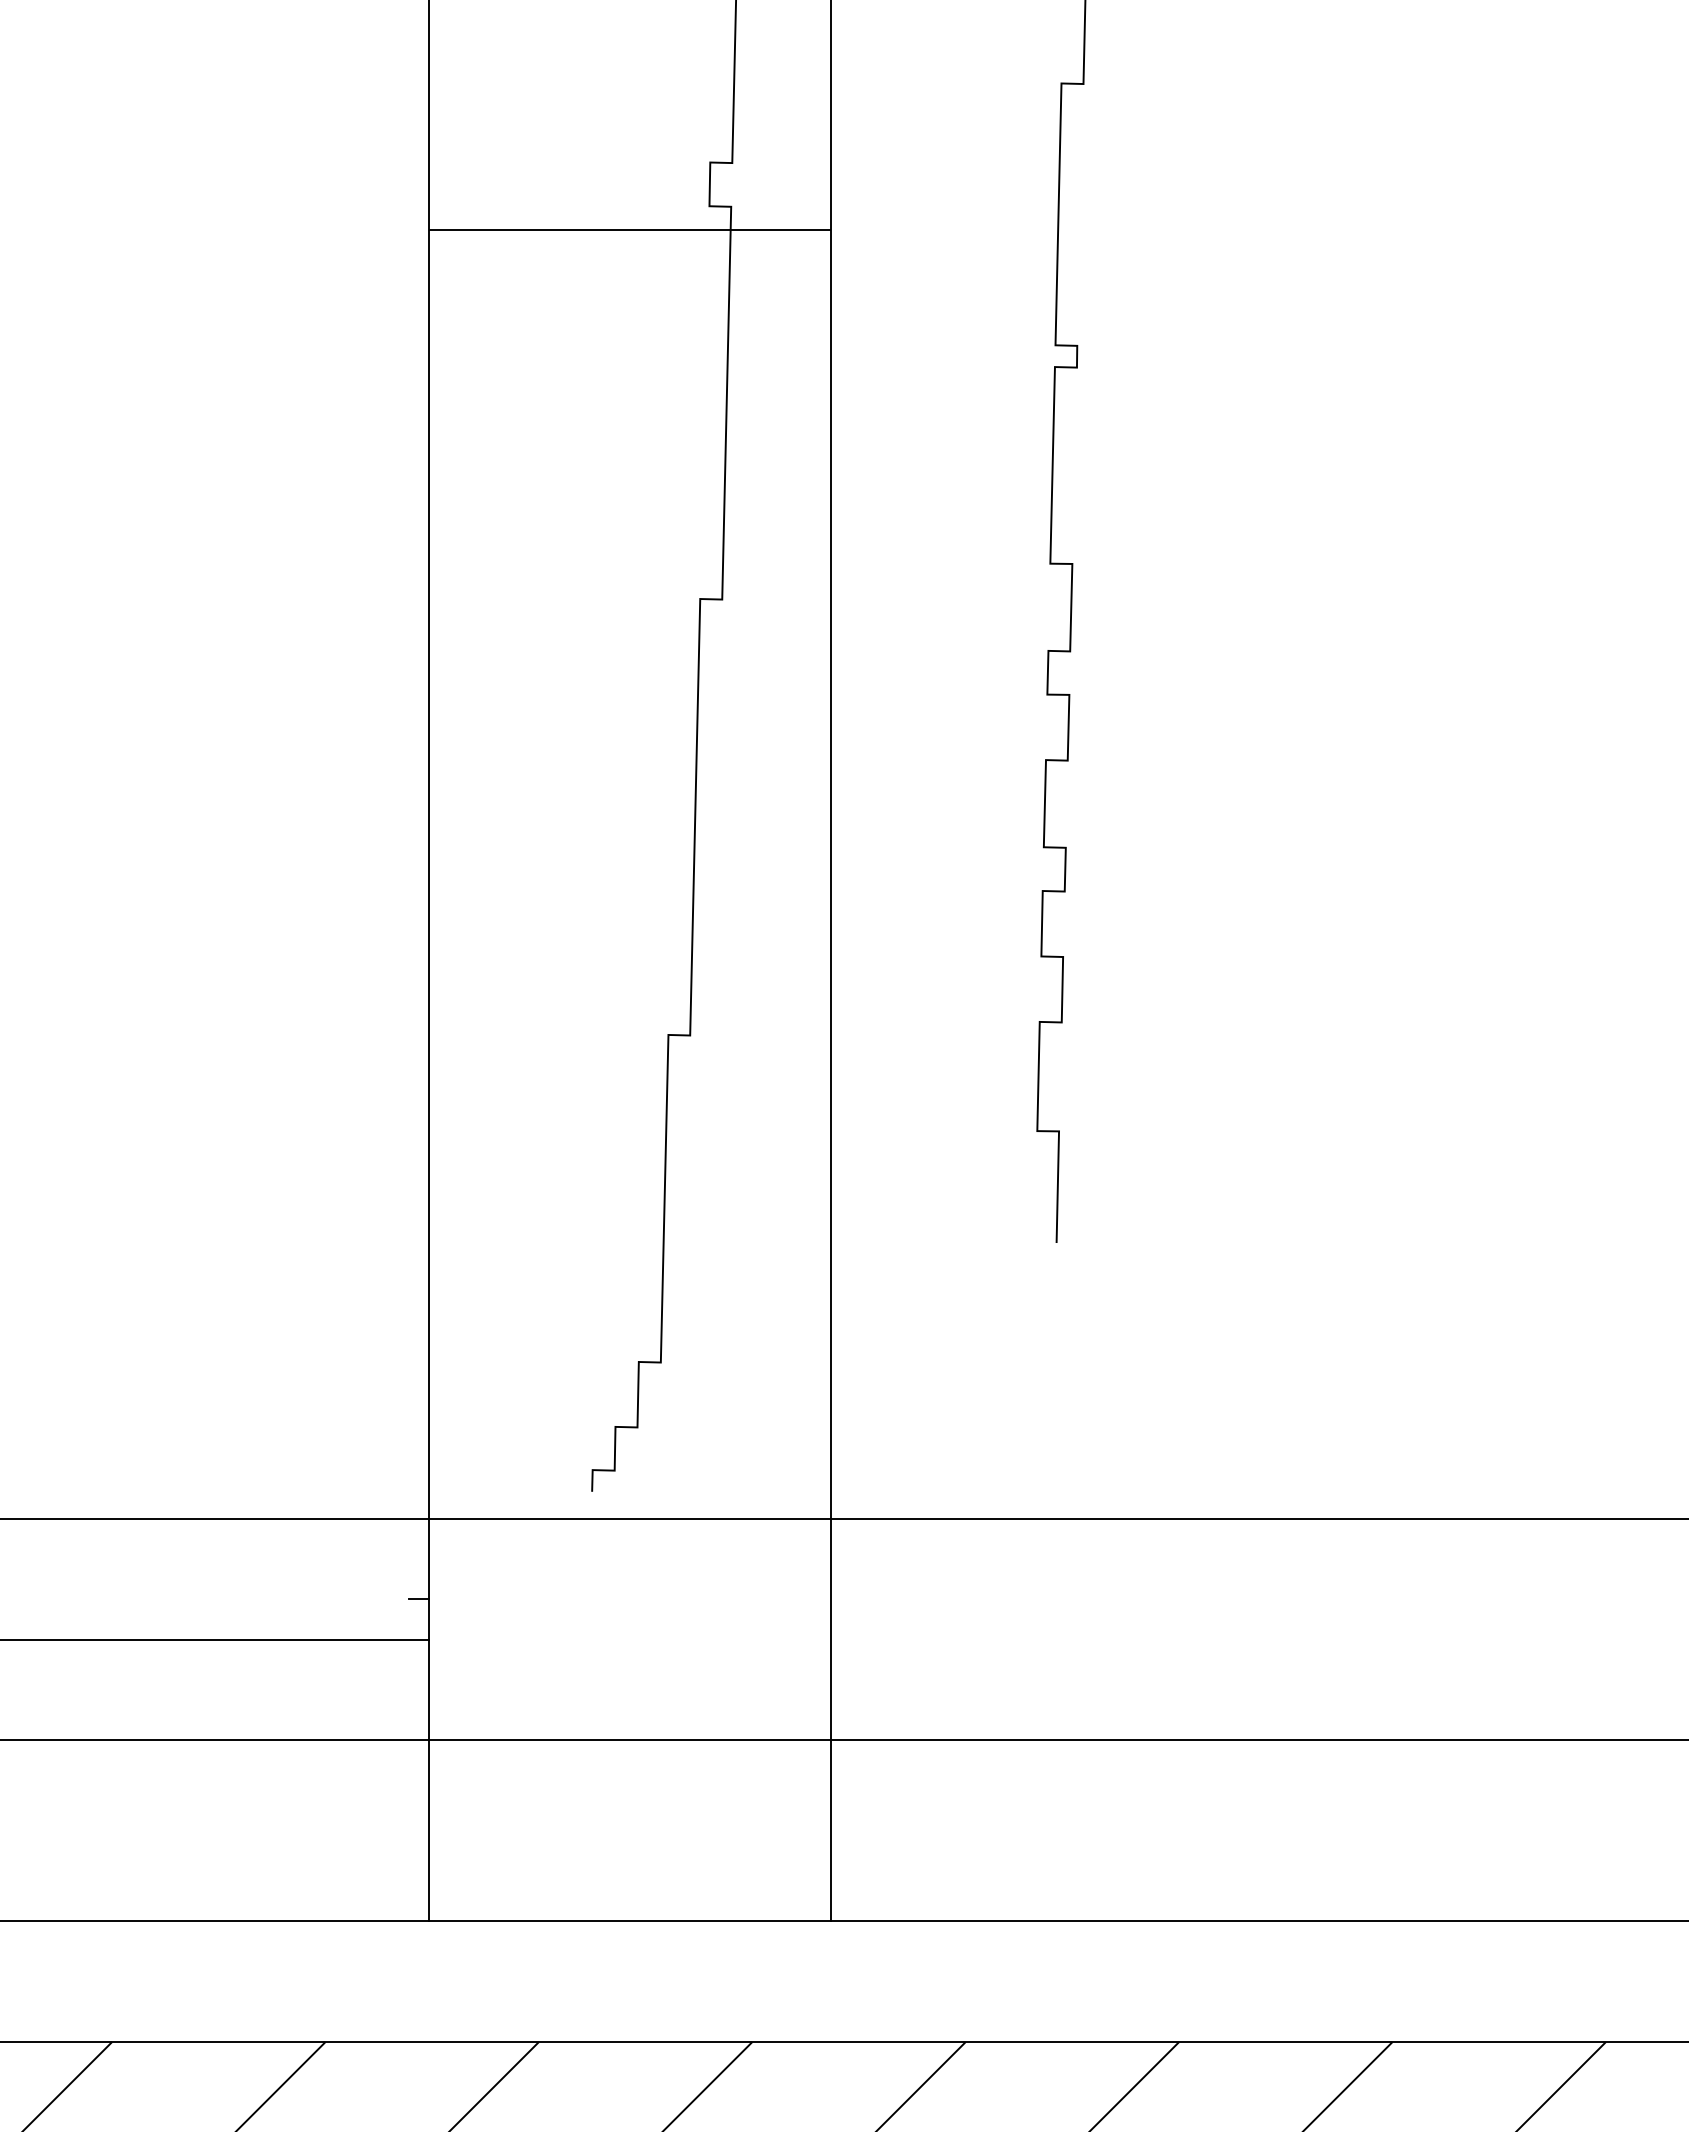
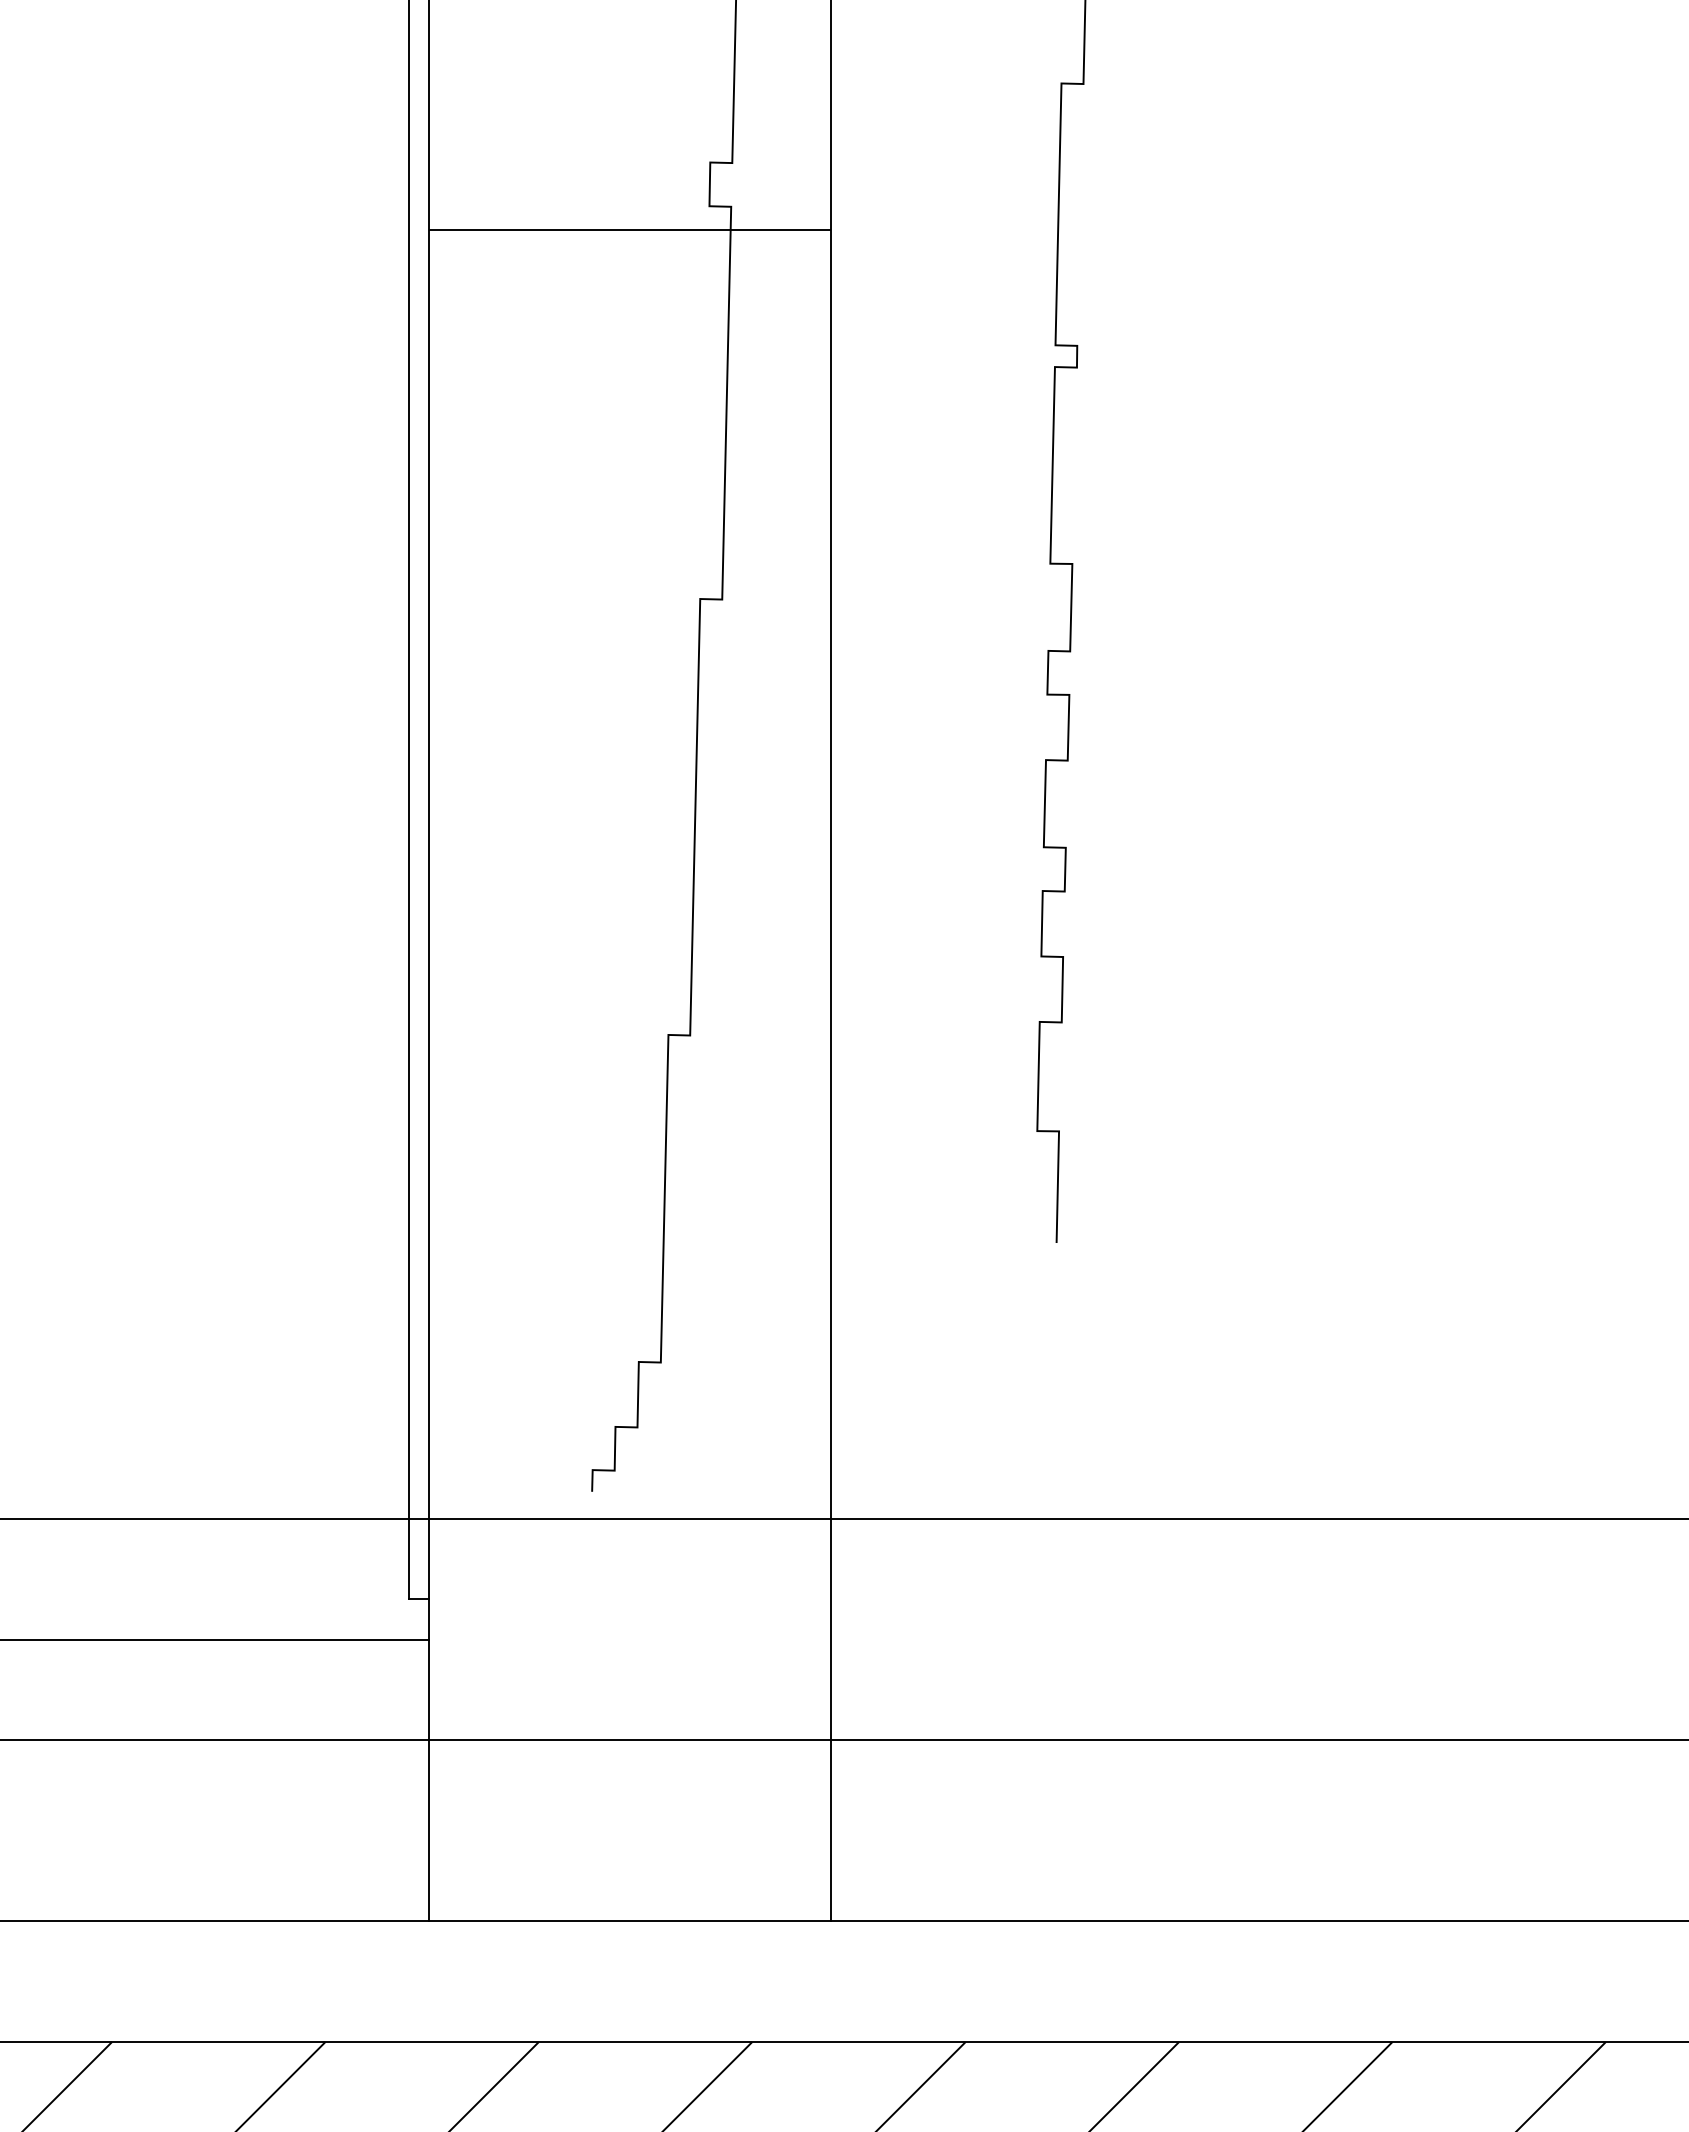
line: none -> present (408, 800)
